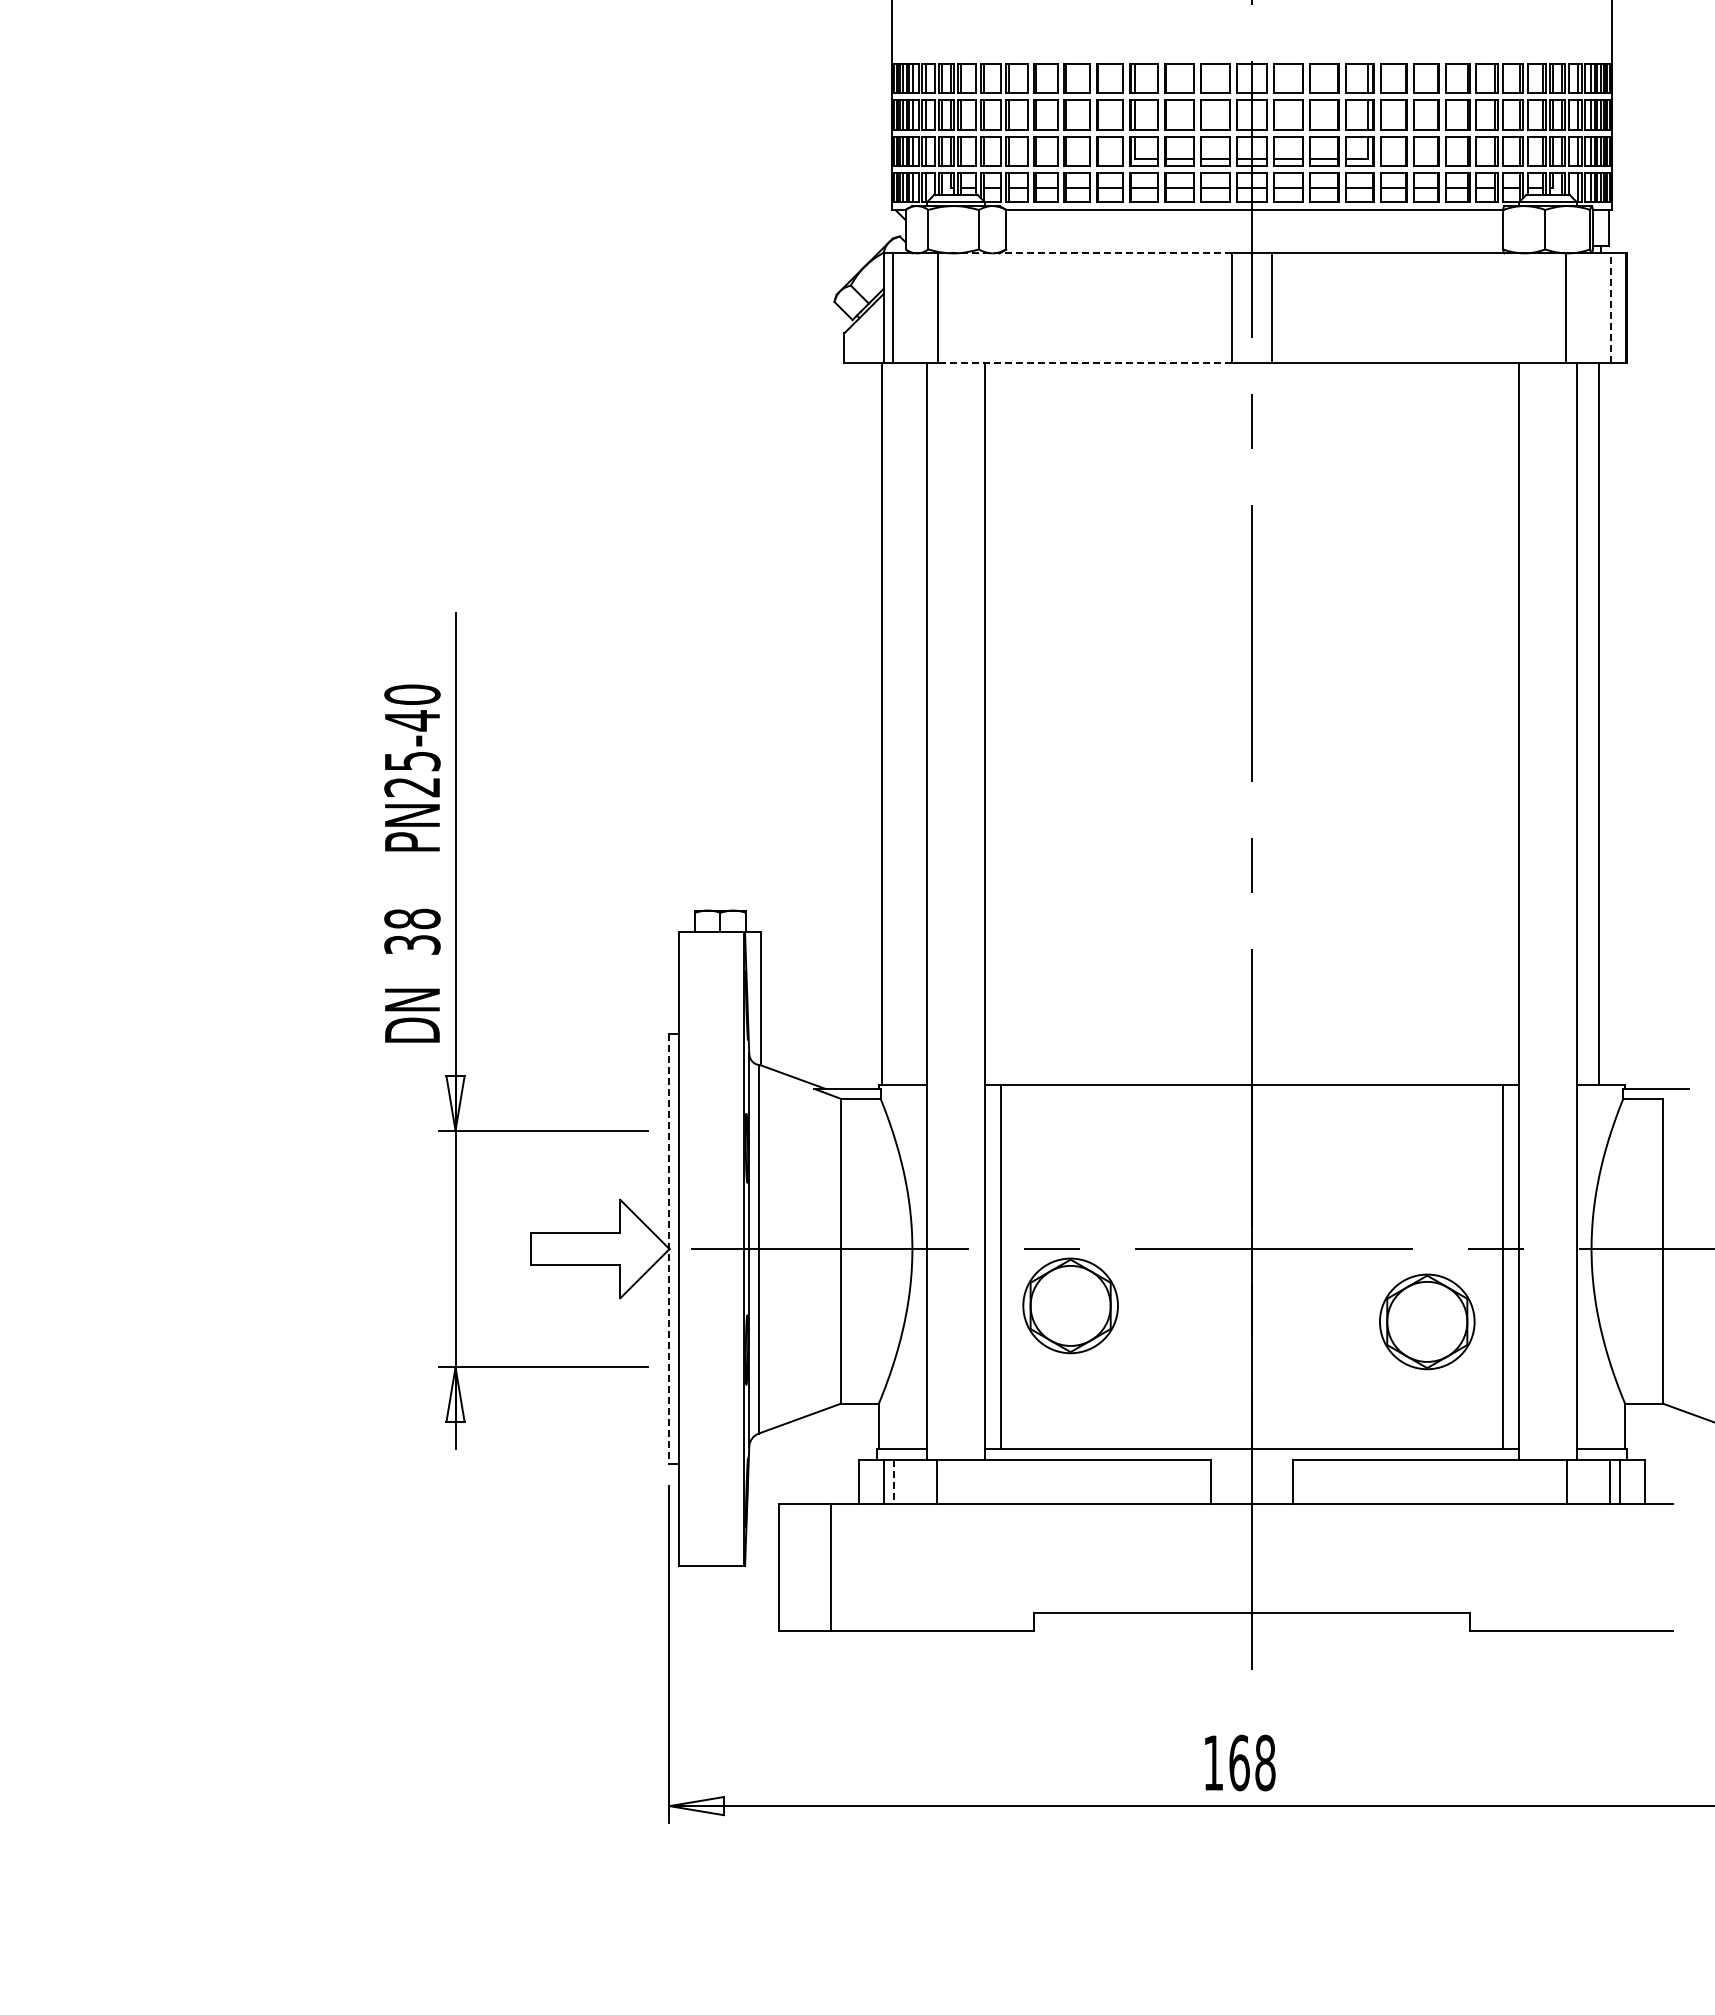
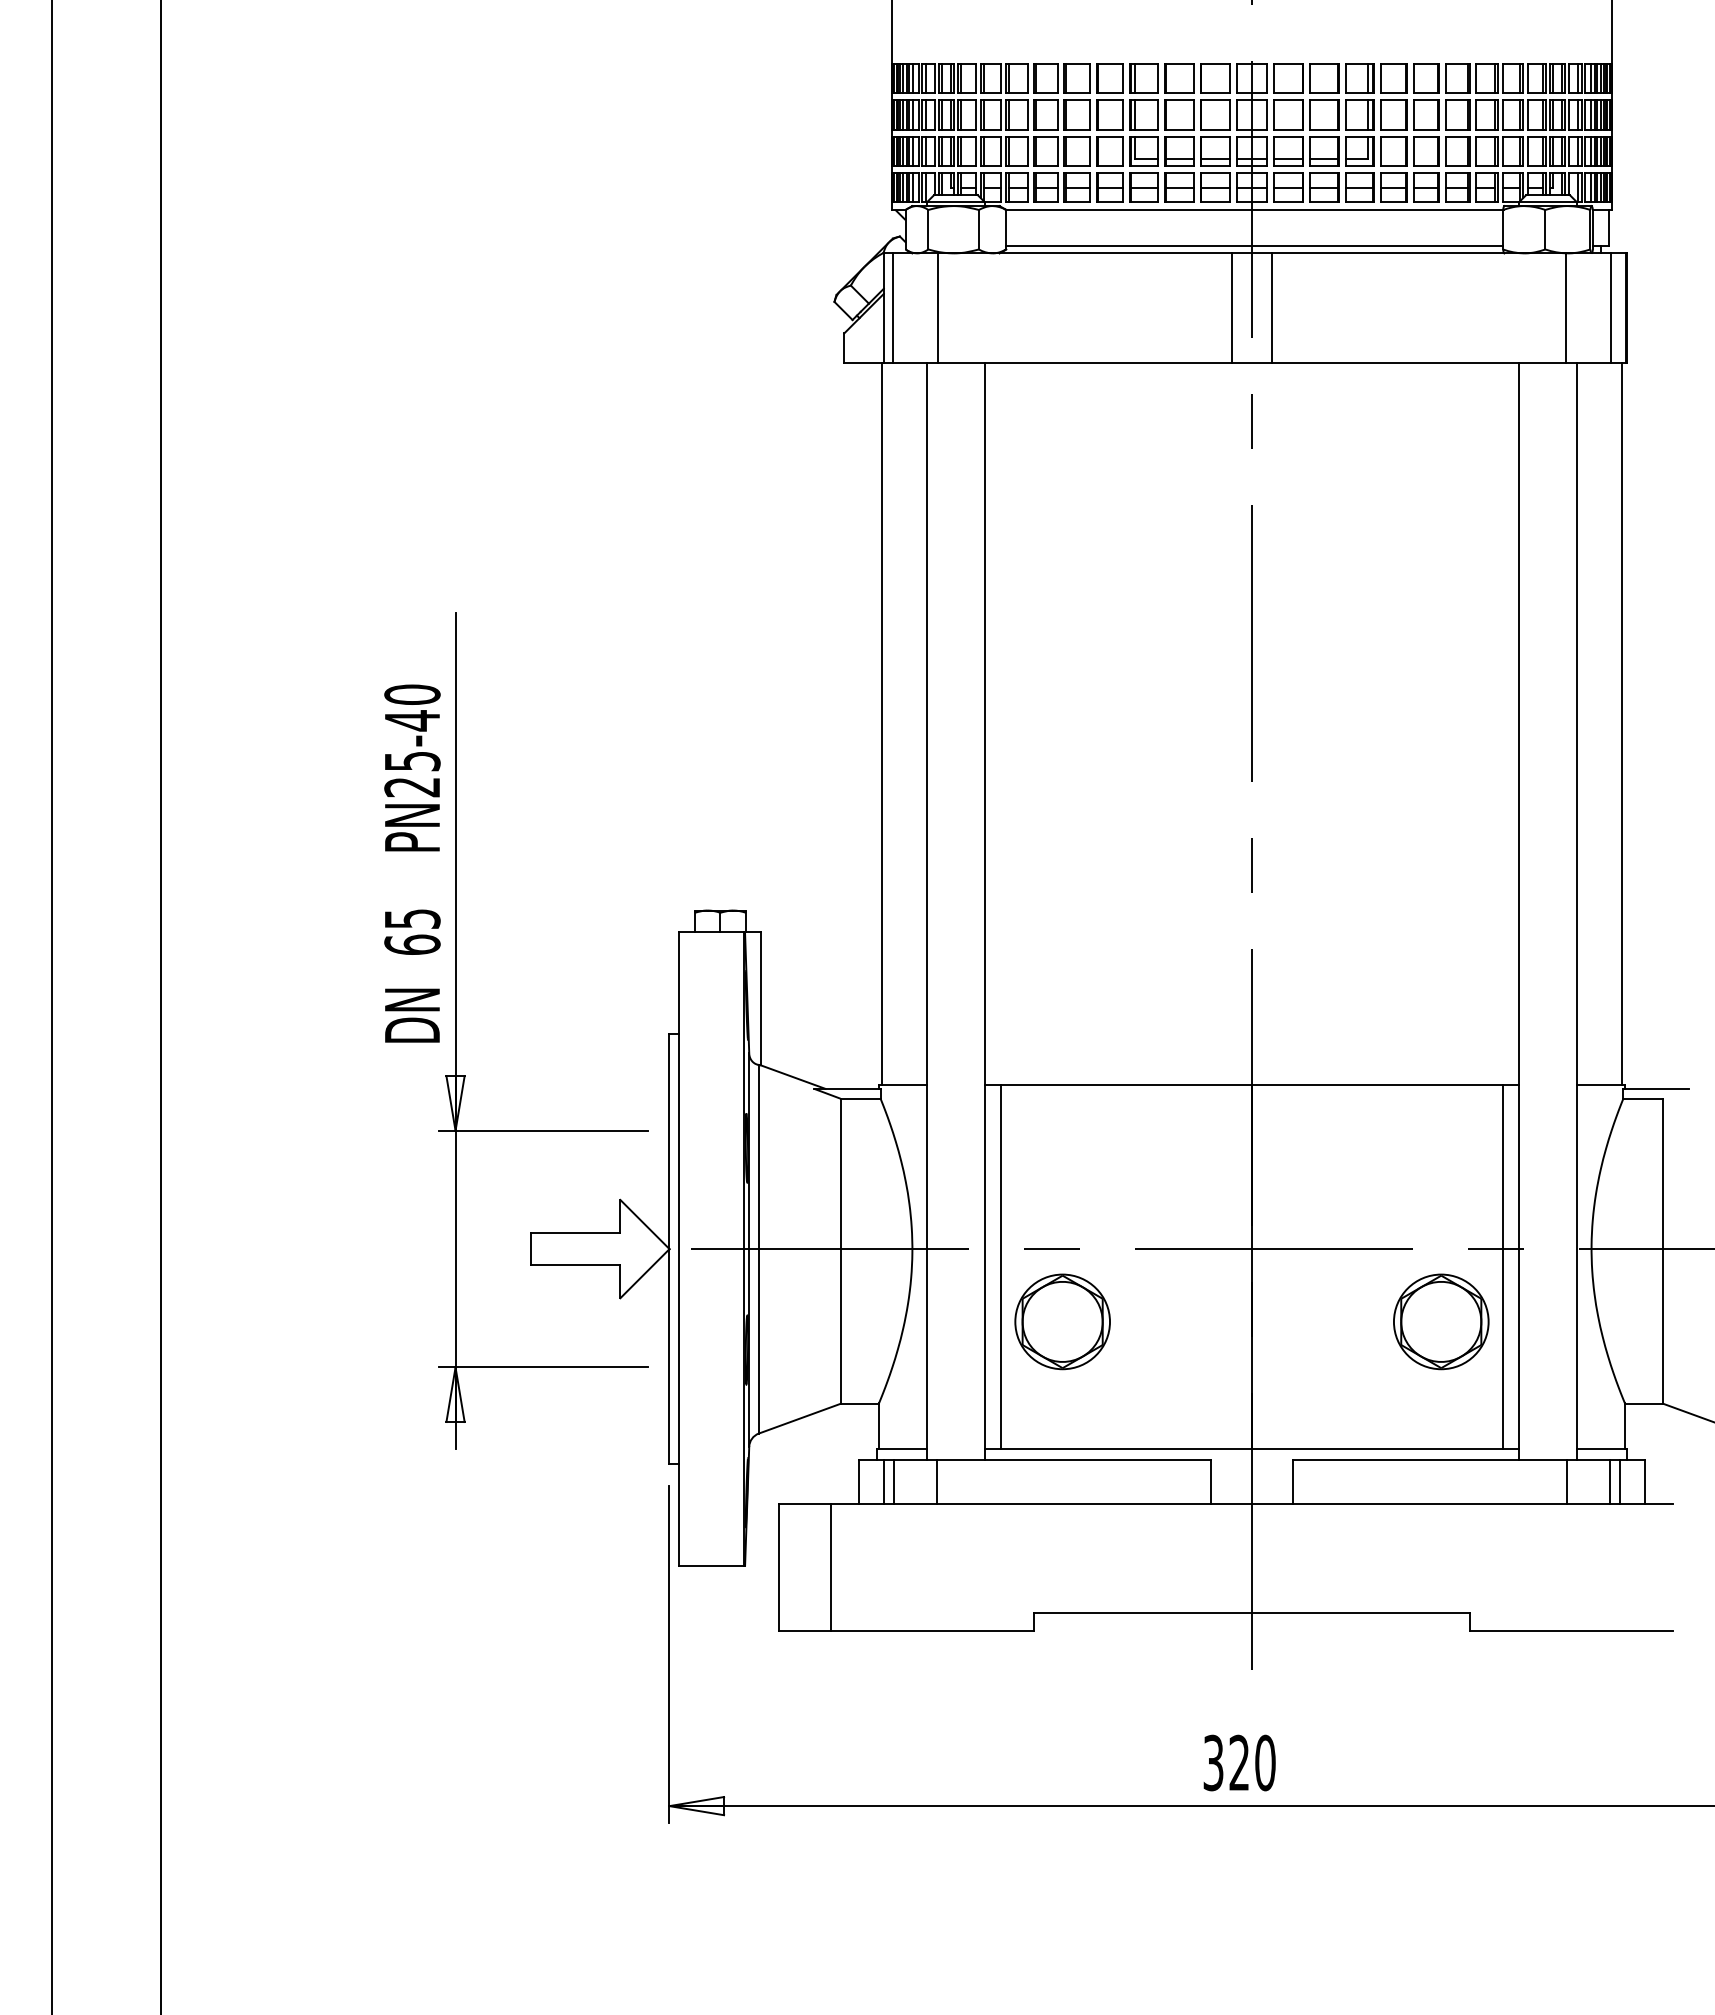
line: none -> present (1254, 246)
line: dashed -> solid (1084, 253)
line: dashed -> solid (1611, 308)
line: dashed -> solid (1084, 362)
line position: (1598, 723) -> (1621, 723) (1621, 723)
text: 38 -> 65 (412, 931)
line: none -> present (51, 1006)
line: none -> present (160, 1006)
line: dashed -> solid (669, 1249)
part position: (1070, 1305) -> (1062, 1321) (1062, 1321)
part position: (1427, 1321) -> (1441, 1321) (1441, 1321)
line: dashed -> solid (893, 1482)
text: 168 -> 320 (1239, 1762)
